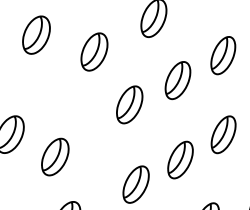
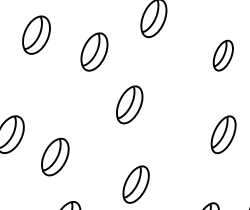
part size: 27x40 px -> 22x33 px (222, 55)
part: present -> none (177, 80)
part: present -> none (180, 159)
